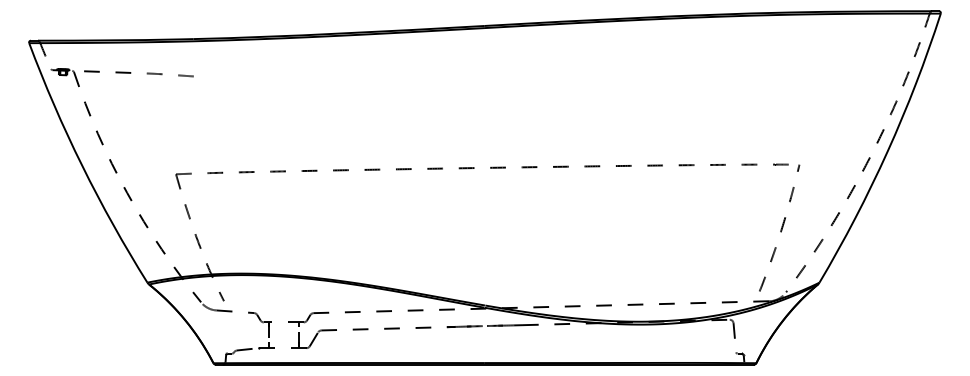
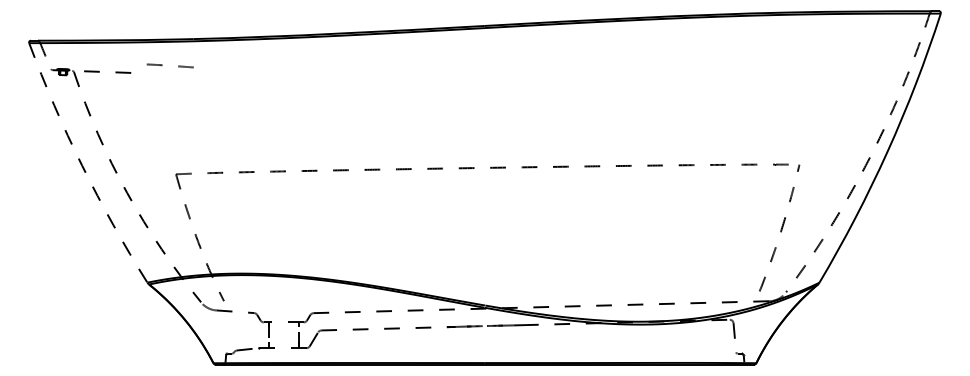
curve position: (162, 74) -> (162, 65) (162, 65)
arc: solid -> dashed (82, 165)
